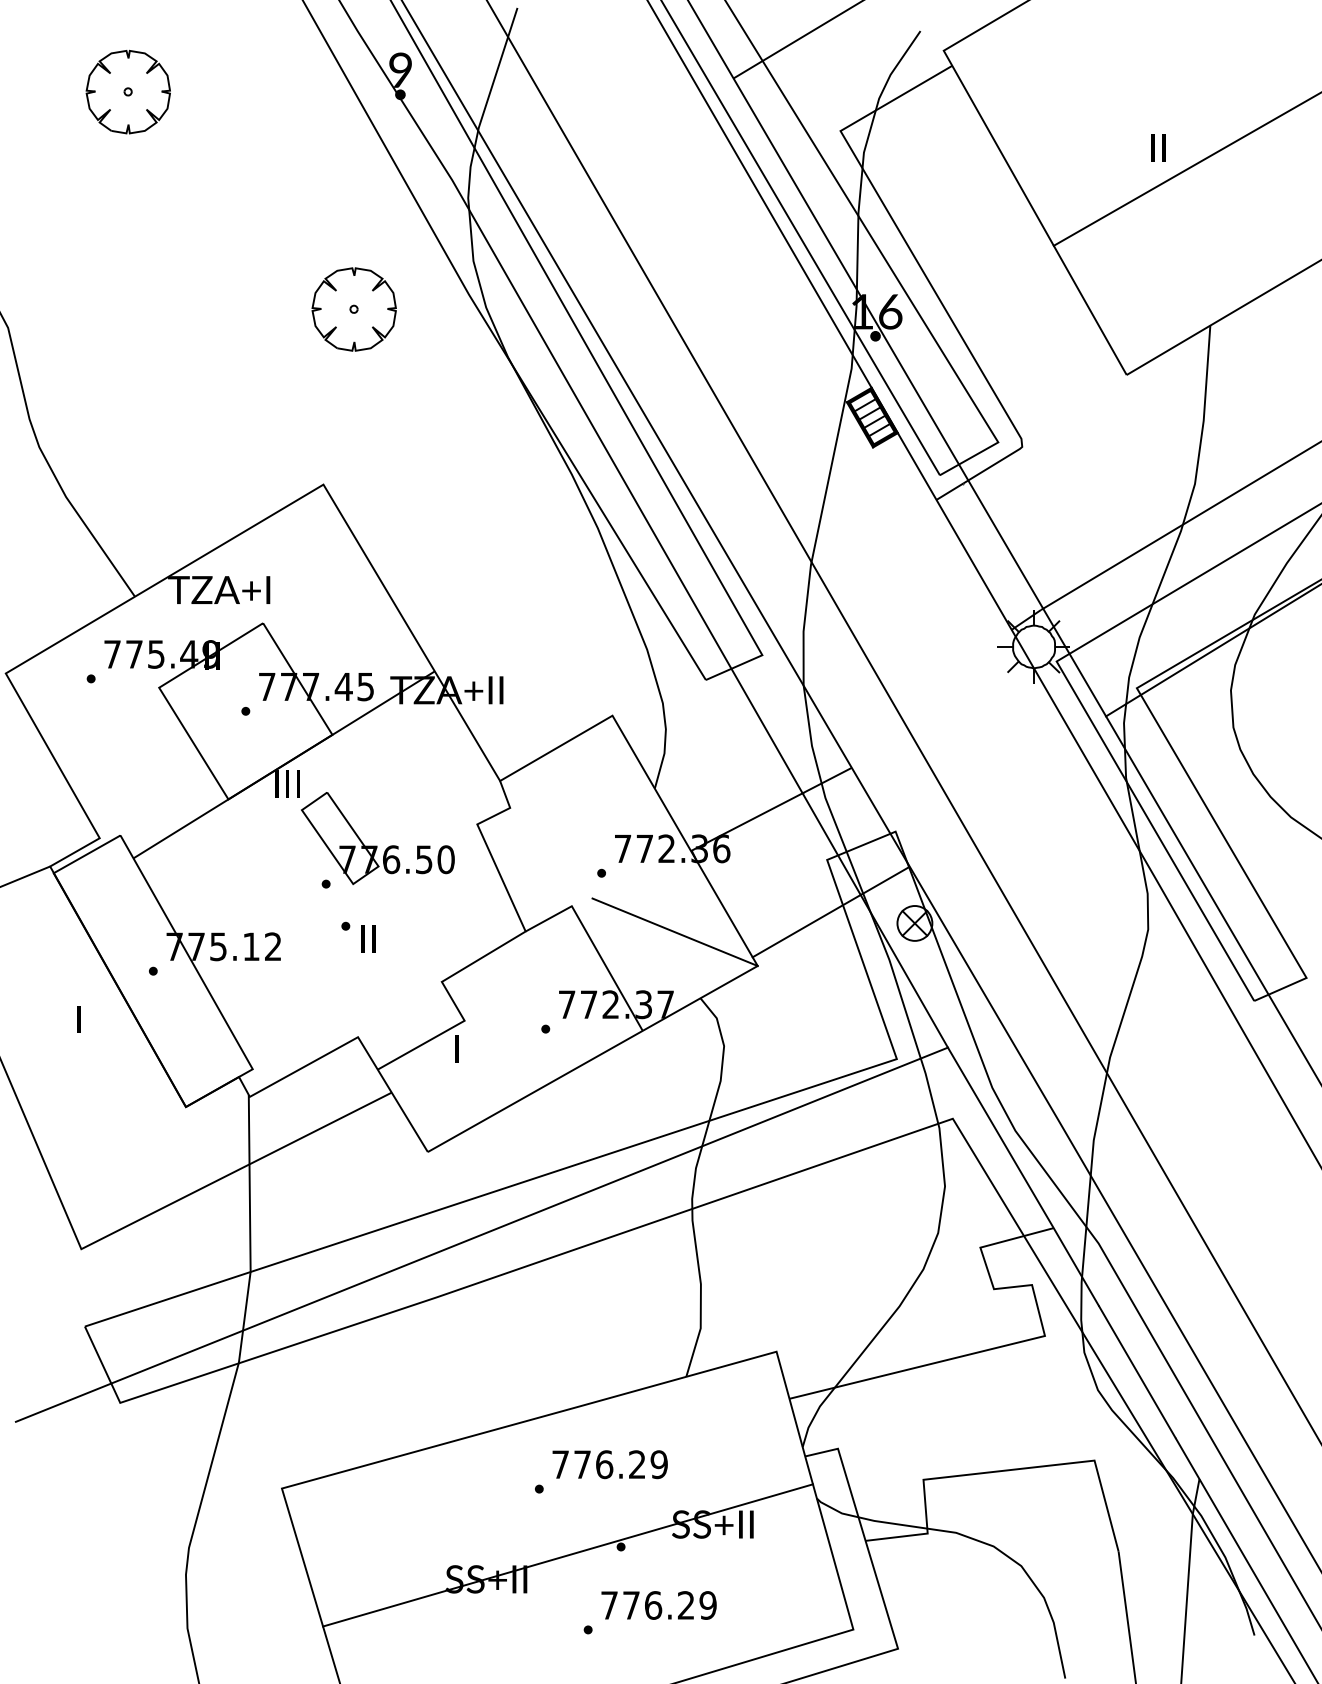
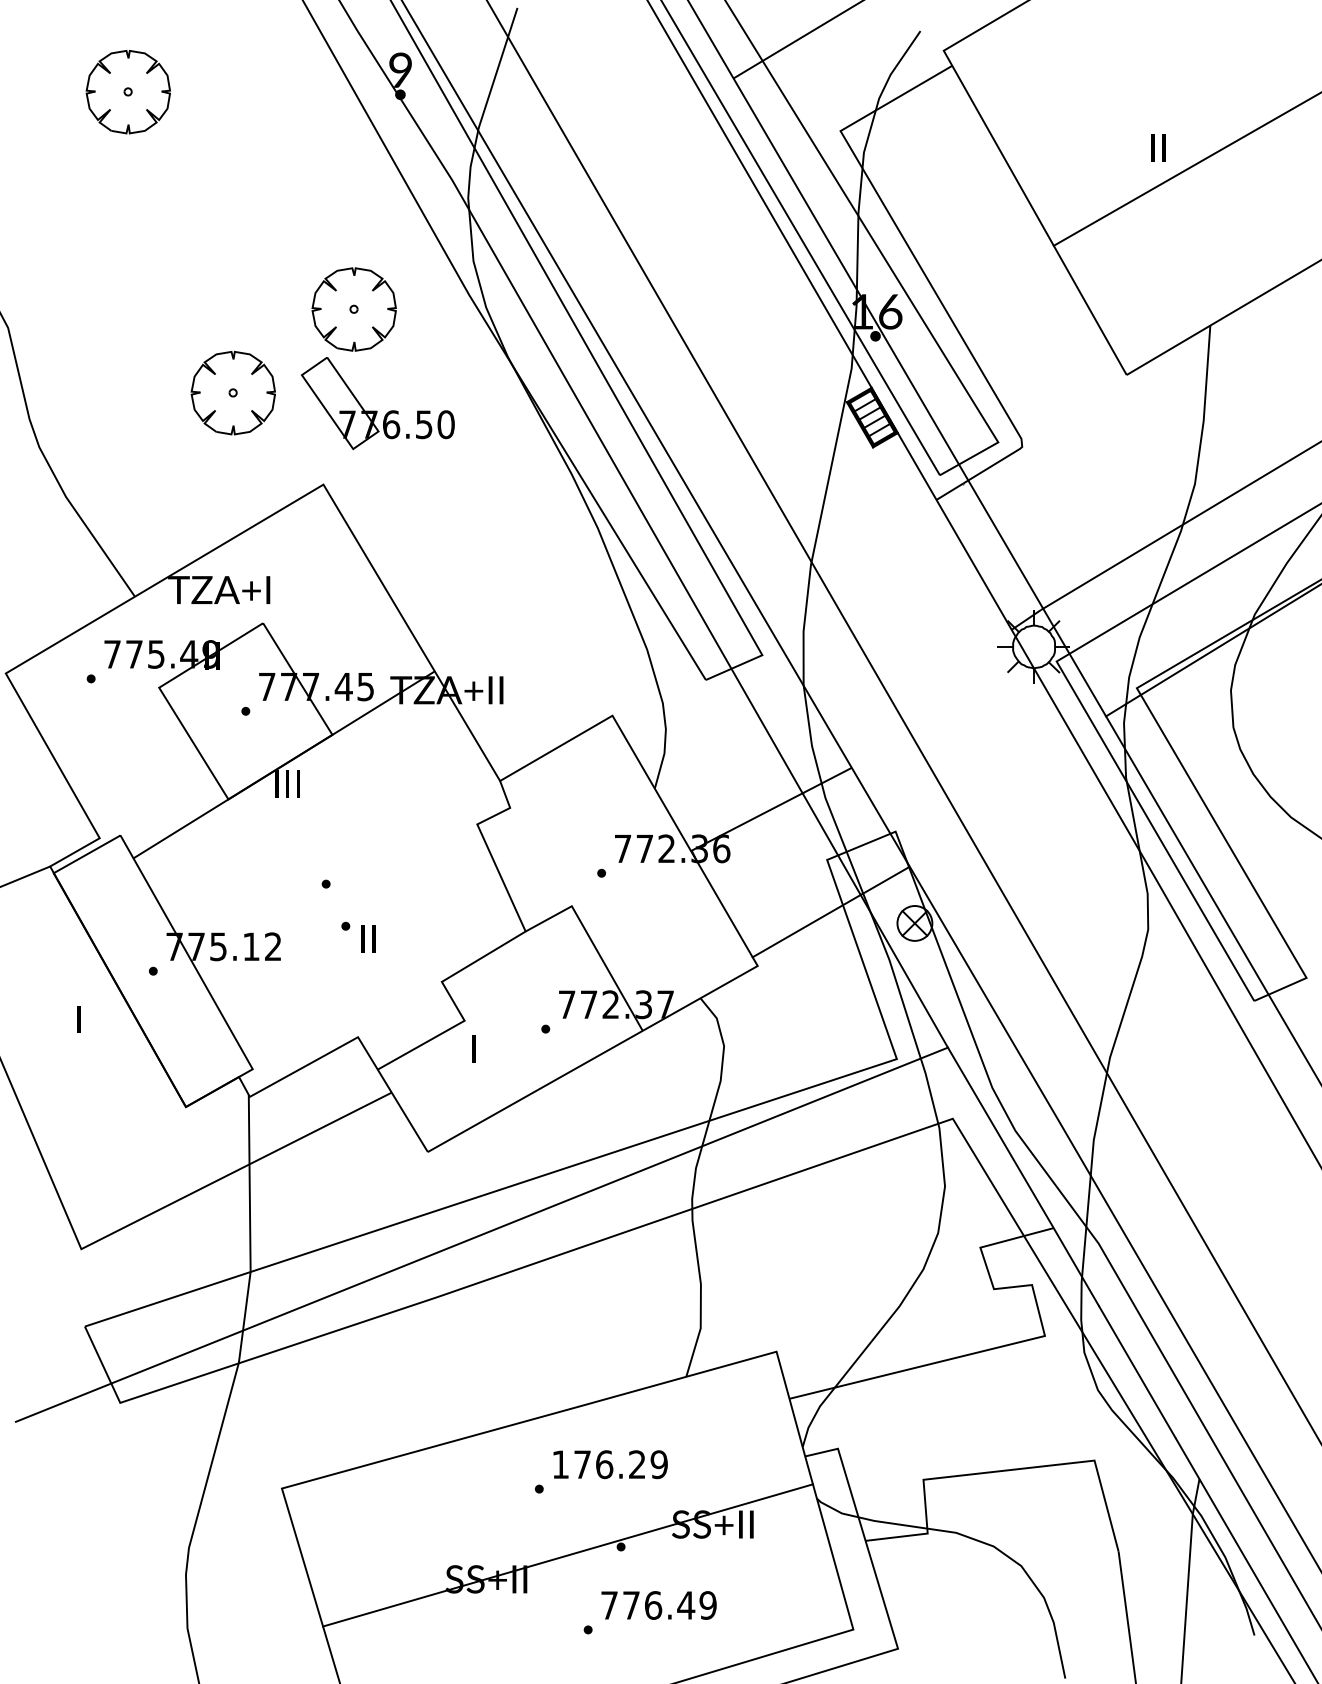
part: none -> present (232, 392)
part position: (377, 845) -> (377, 410) (377, 410)
line: present -> none (674, 932)
text position: (456, 1048) -> (473, 1048) (473, 1048)
text: 776.29 -> 176.29 (560, 1464)
text: 776.29 -> 776.49 (686, 1605)
